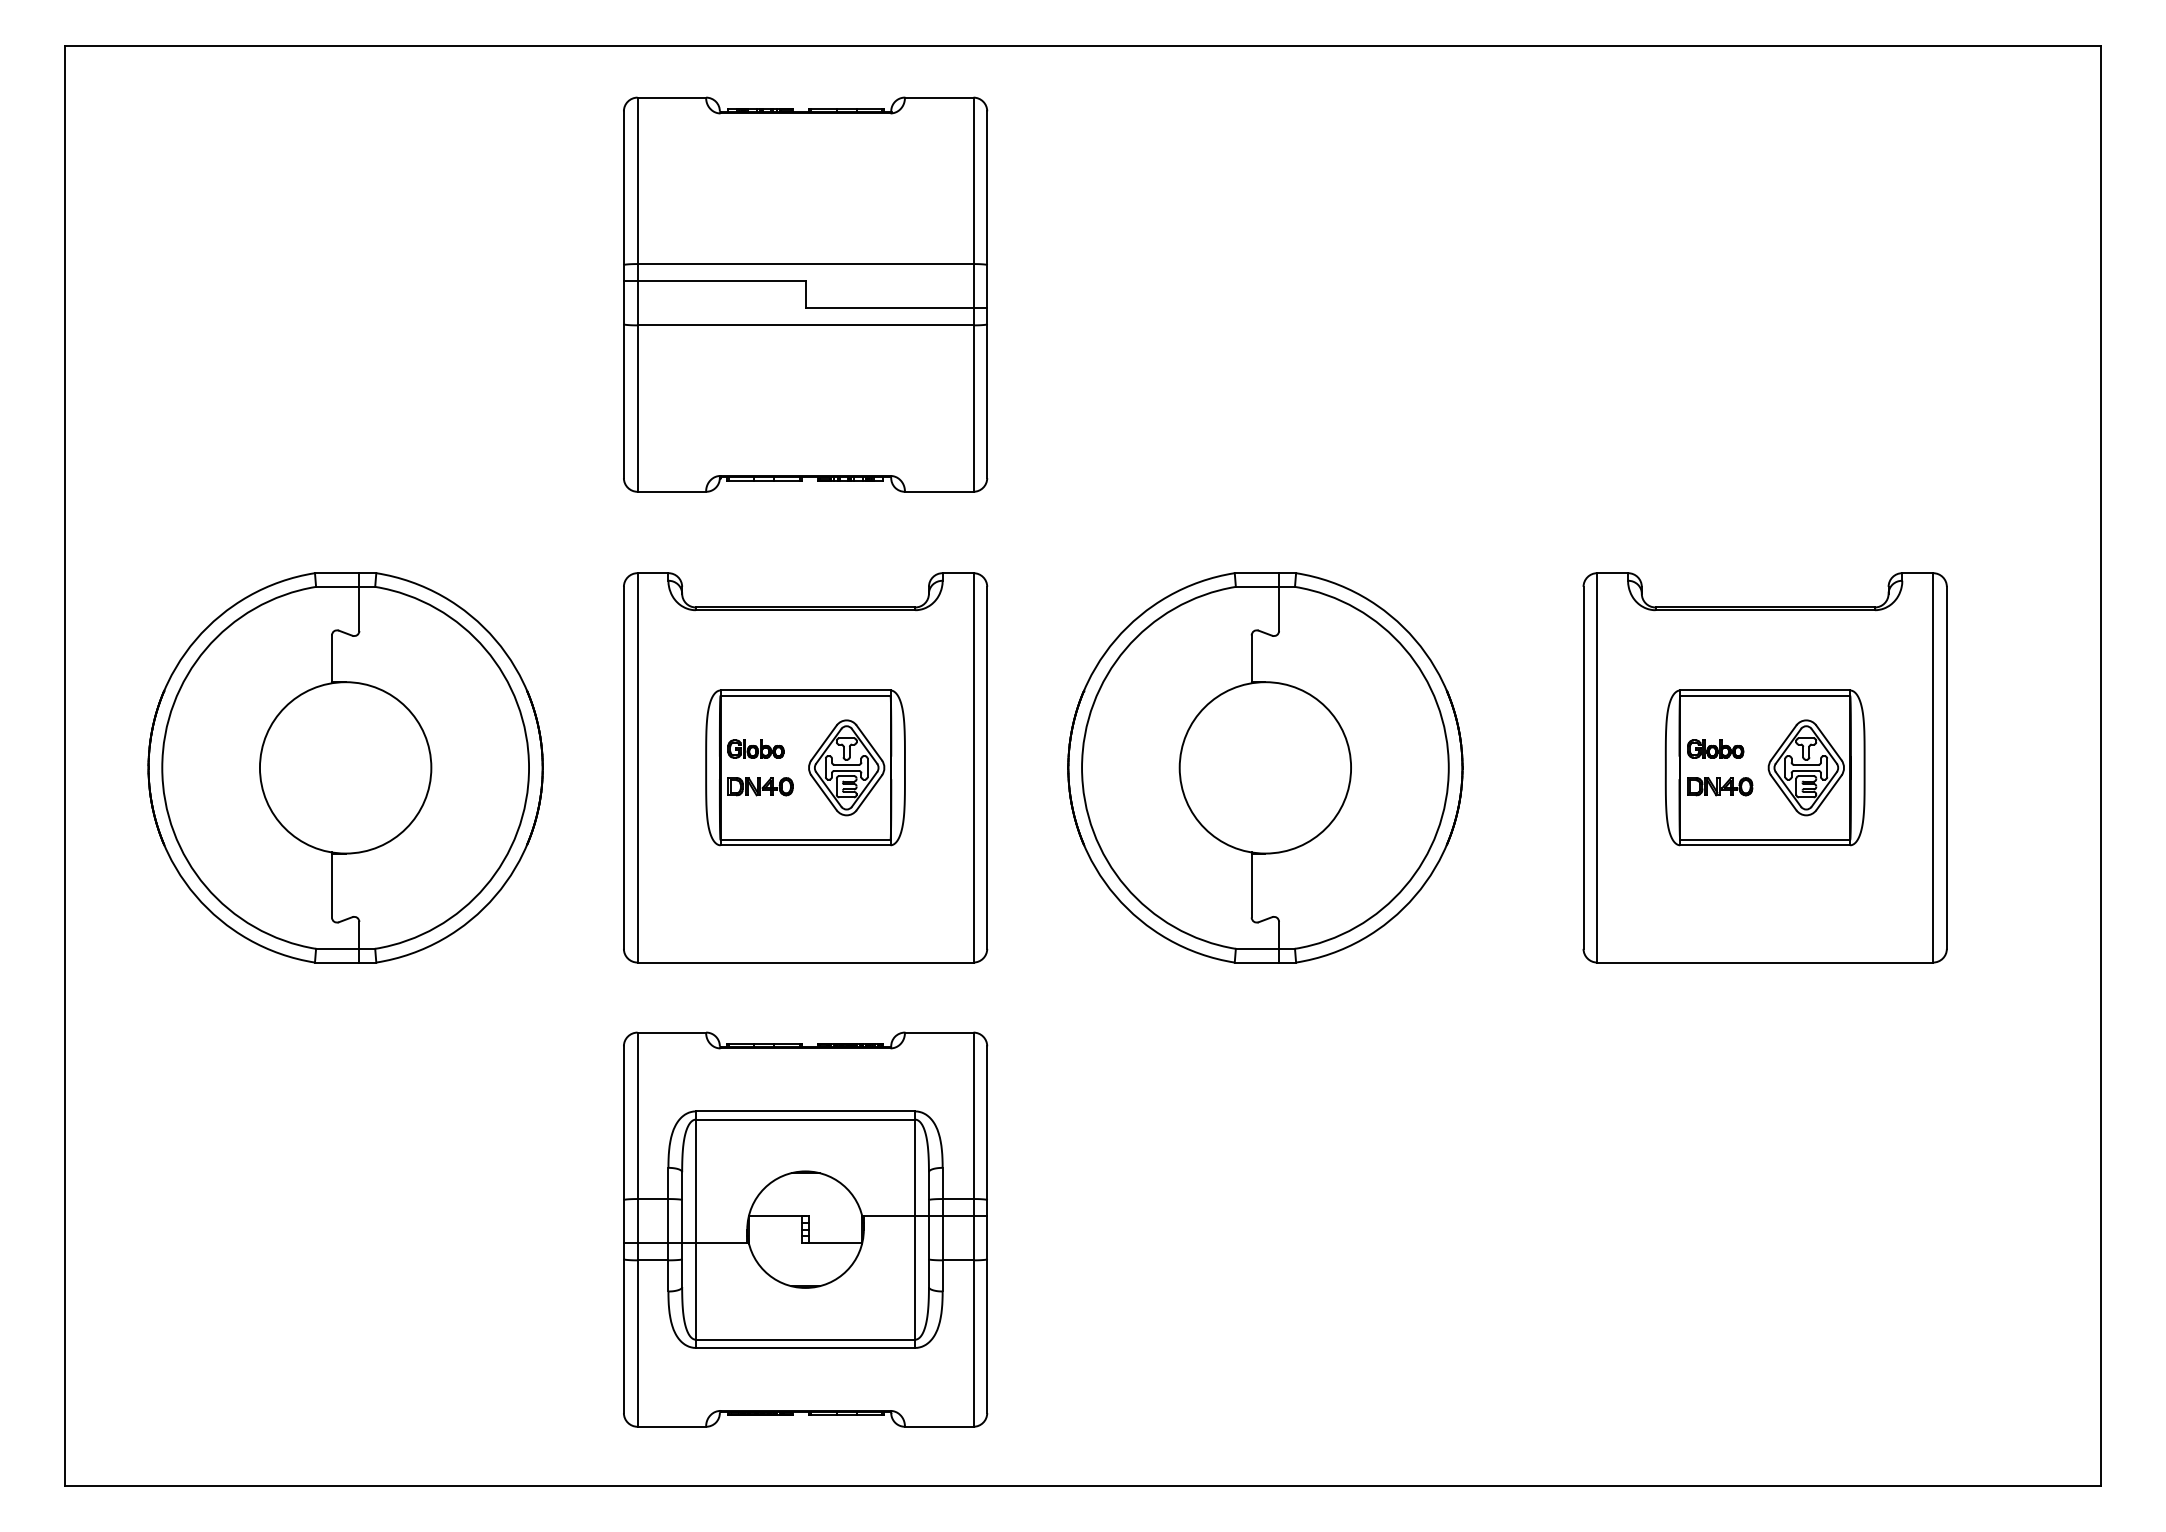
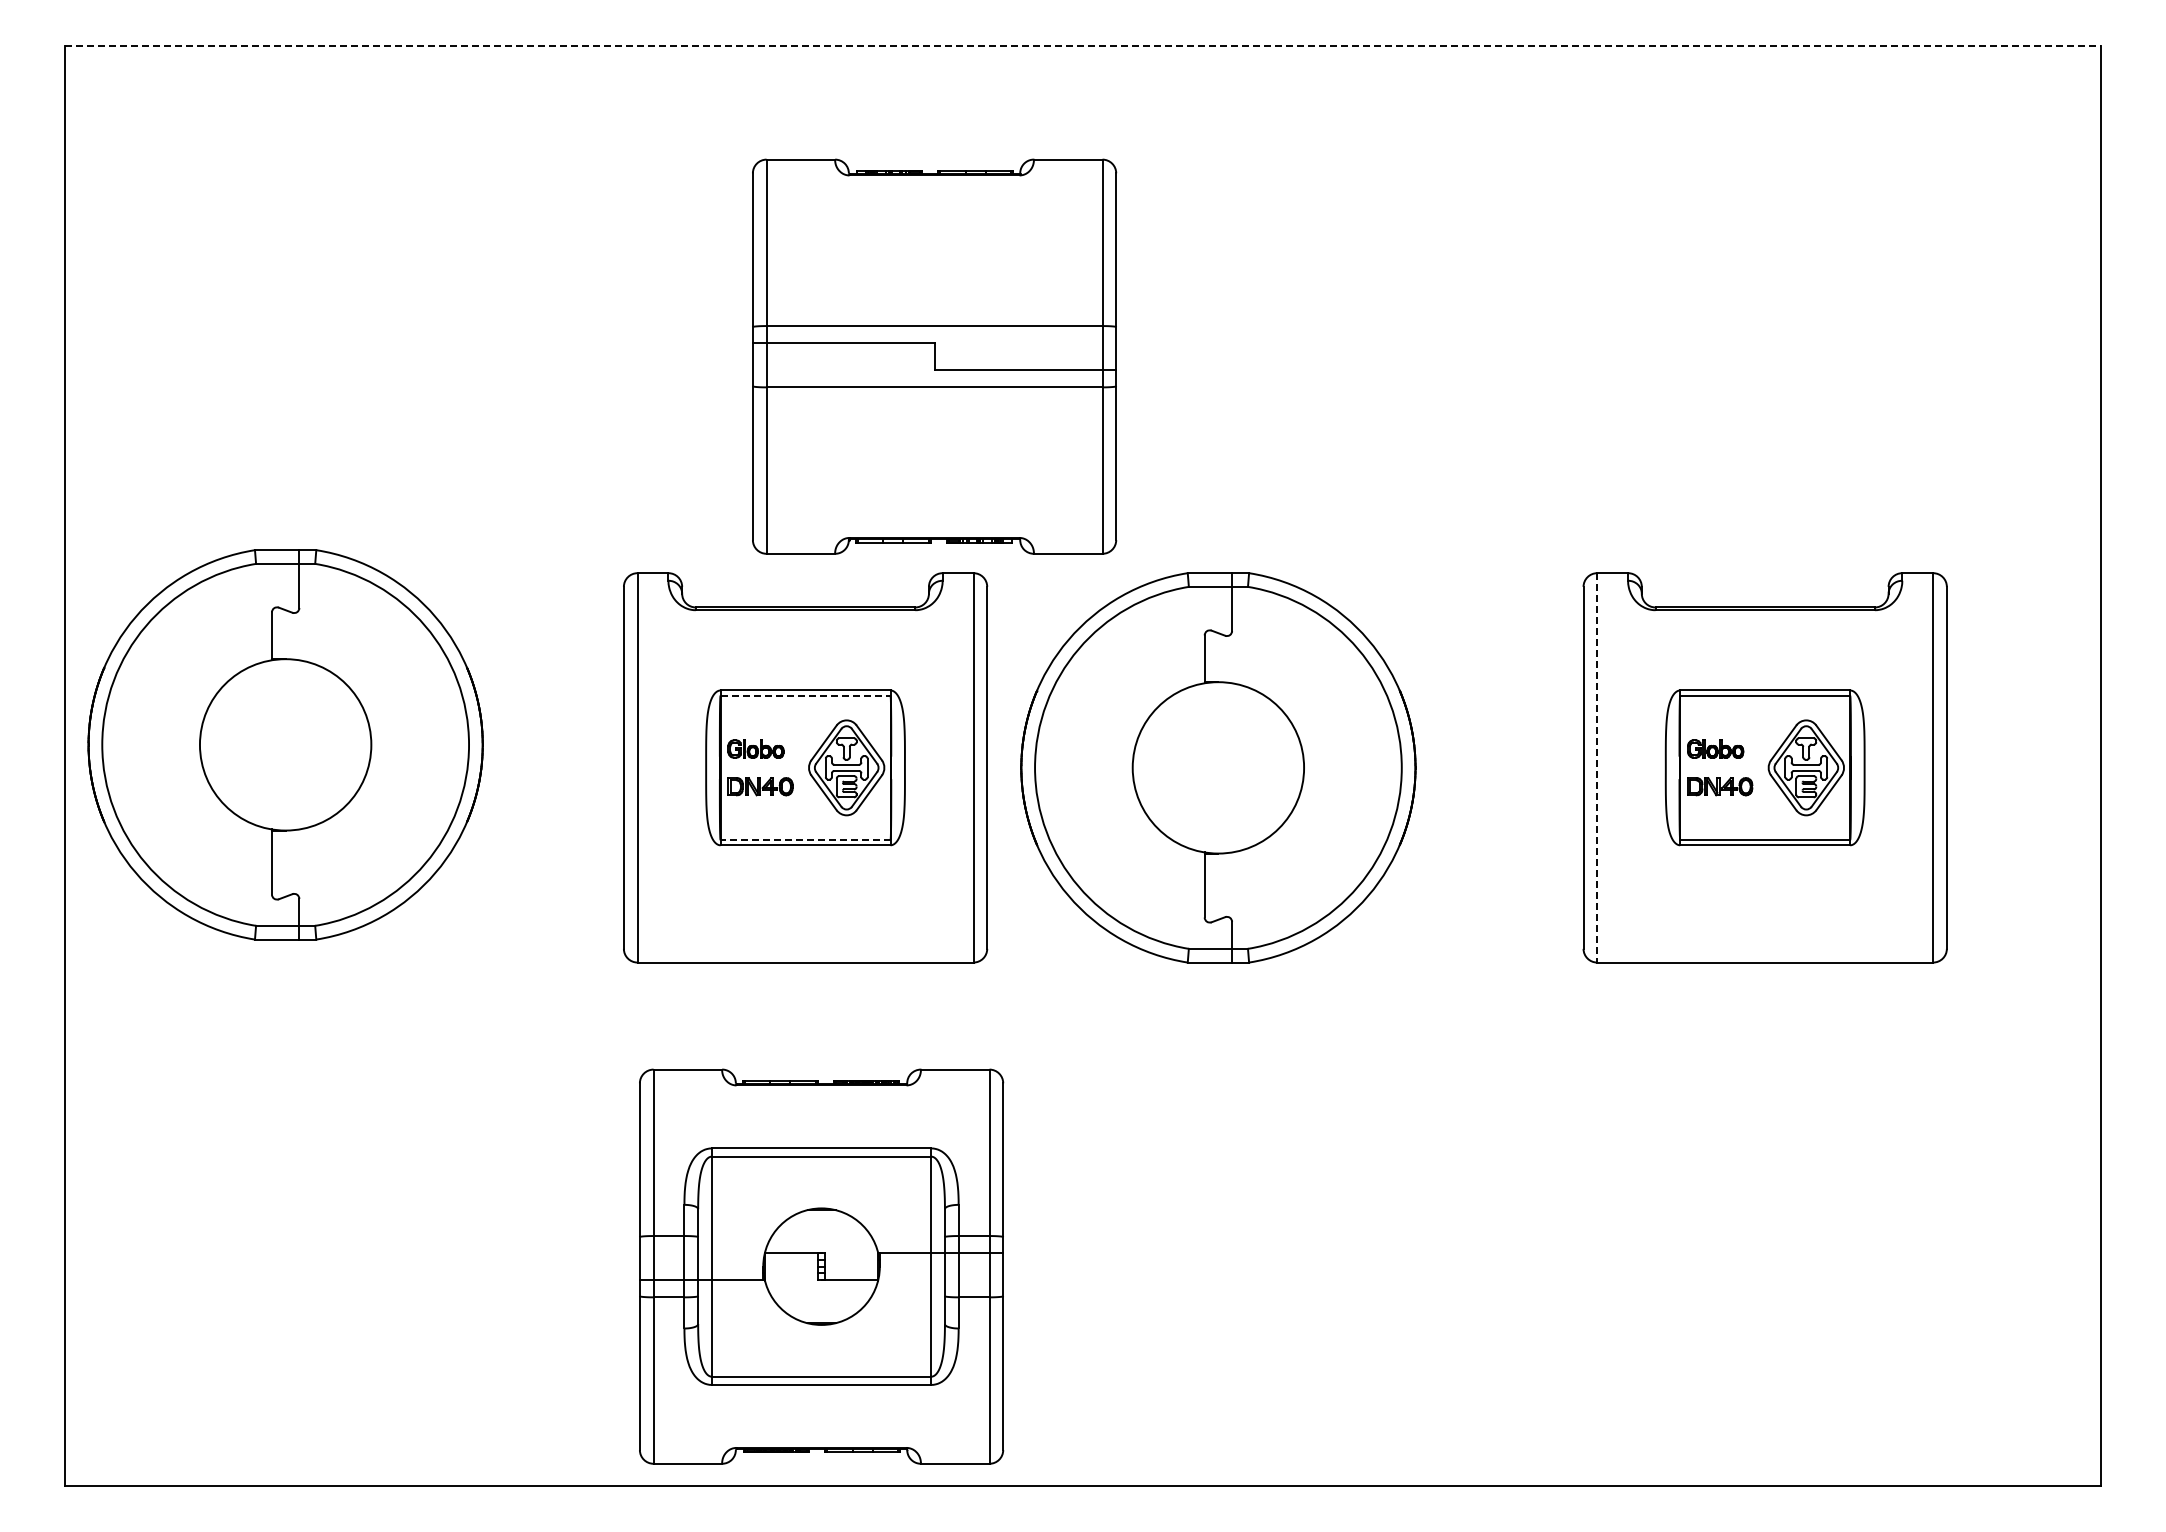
line: solid -> dashed (1083, 46)
part position: (805, 294) -> (934, 356) (934, 356)
line: solid -> dashed (806, 695)
part position: (345, 767) -> (285, 744) (285, 744)
part position: (1265, 767) -> (1218, 767) (1218, 767)
line: solid -> dashed (1597, 767)
line: solid -> dashed (805, 839)
part position: (805, 1229) -> (821, 1266) (821, 1266)
